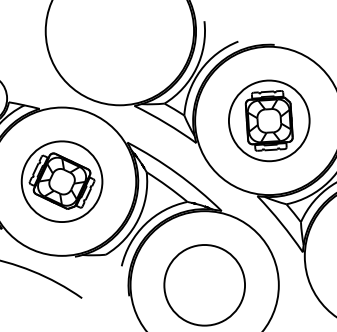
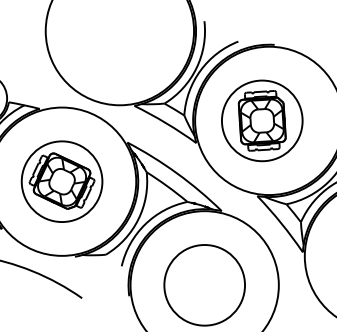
part position: (269, 120) -> (262, 120) (262, 120)
